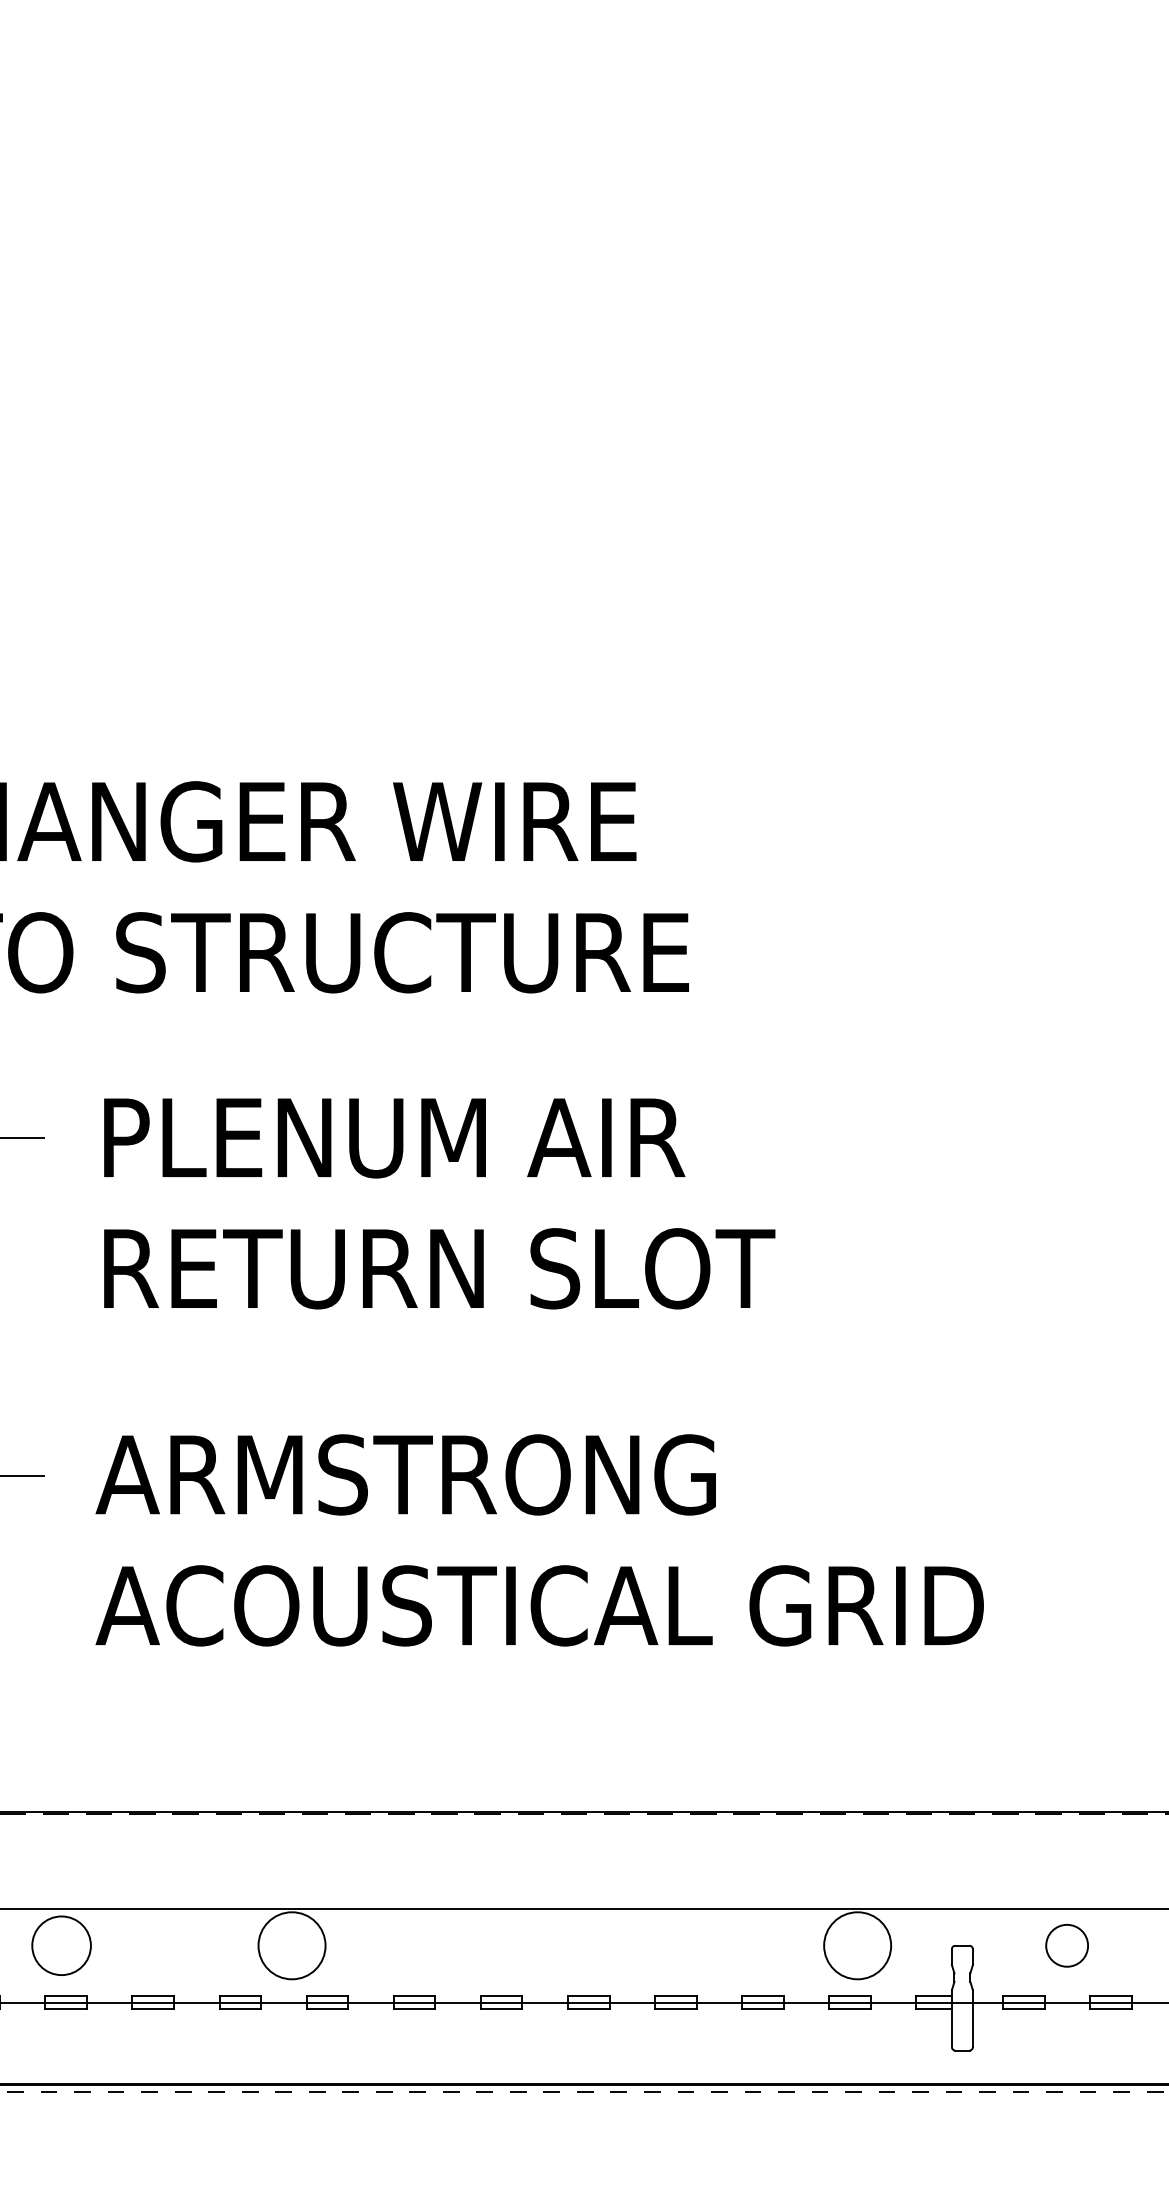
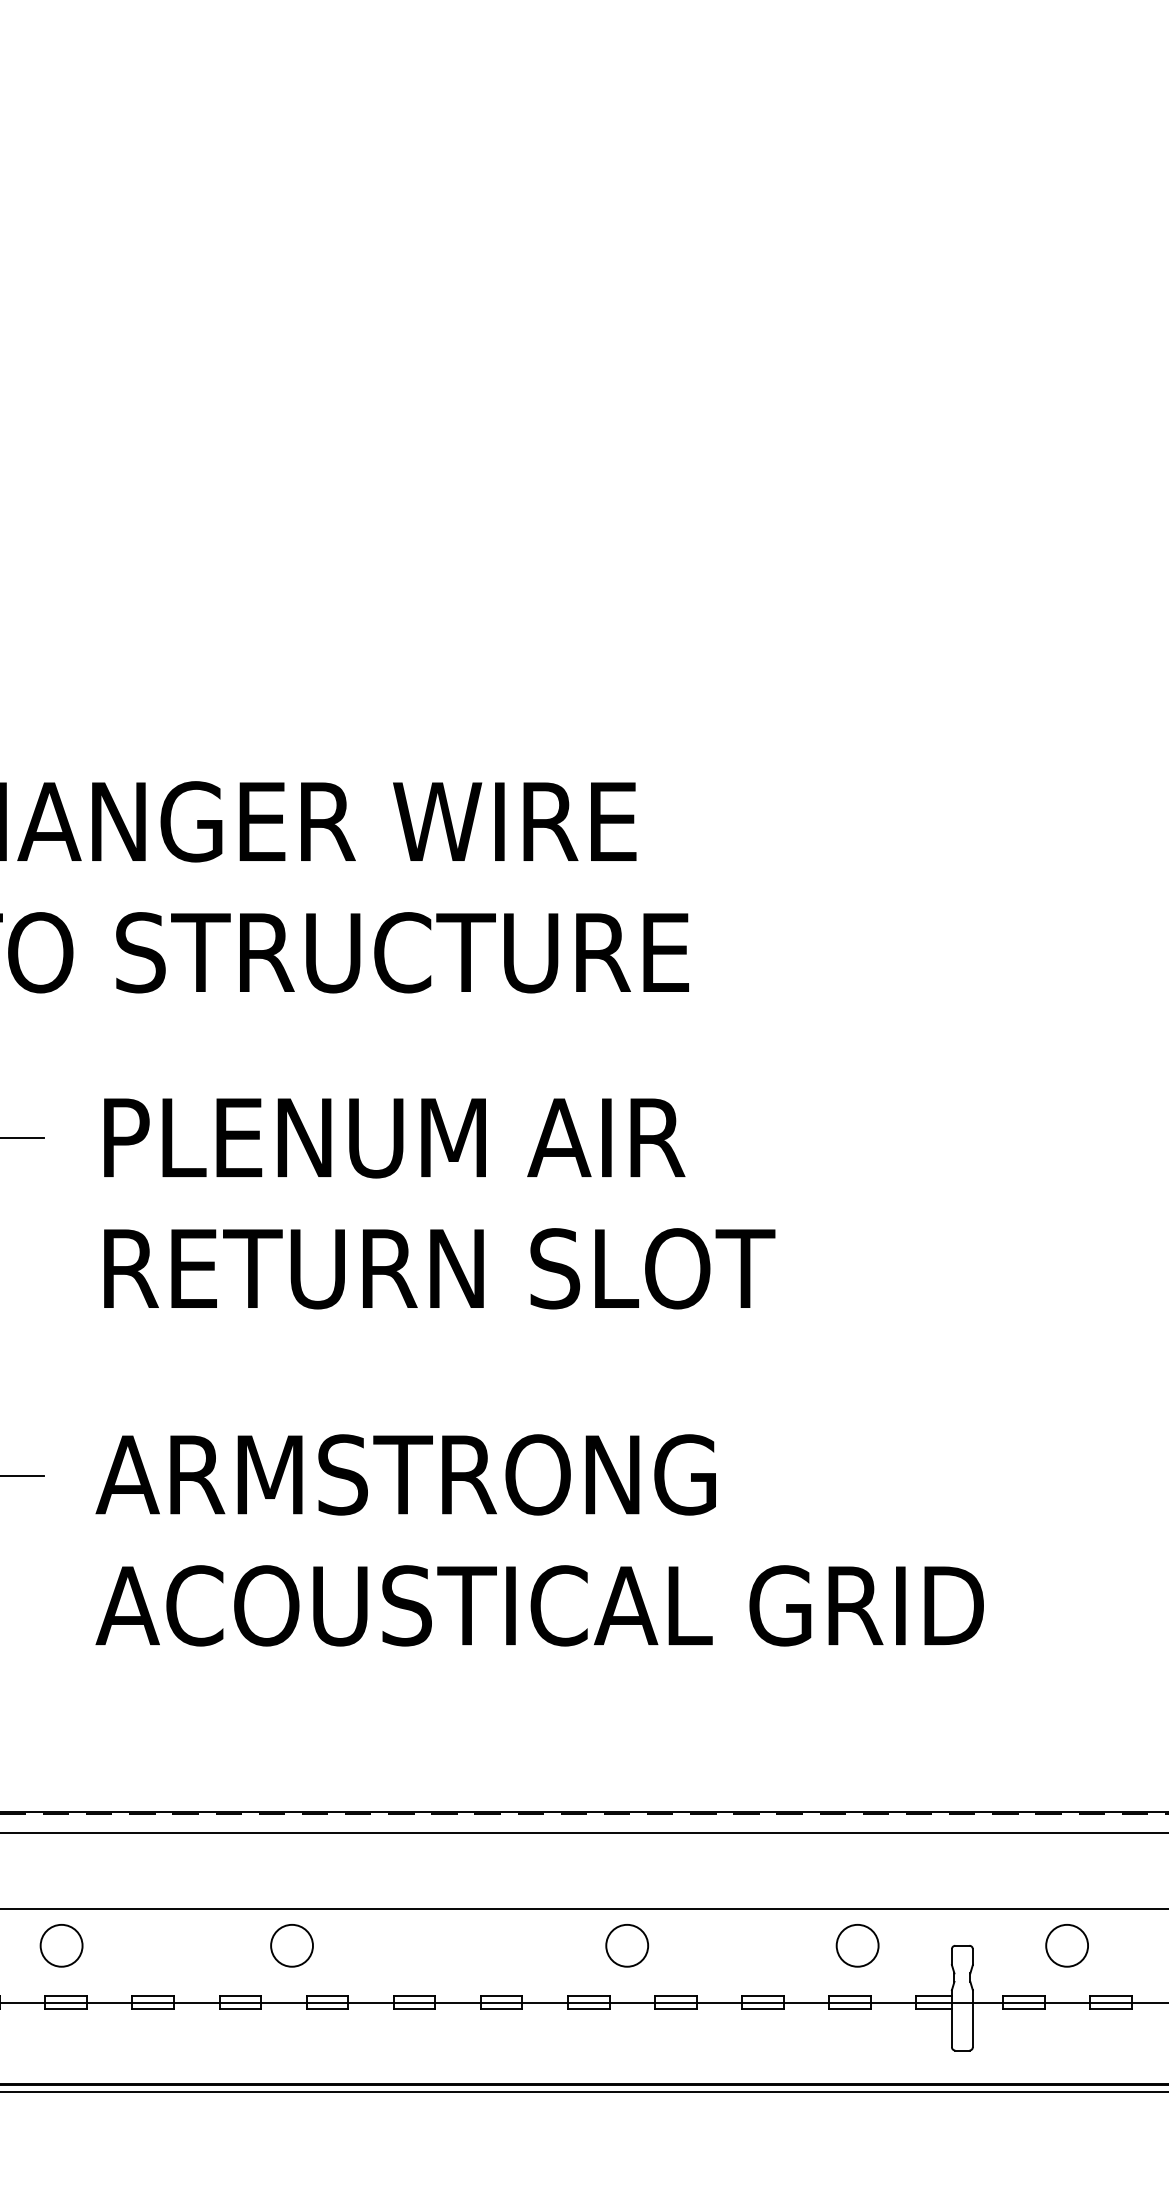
line: none -> present (583, 1832)
circle diameter: 59 px -> 42 px (61, 1945)
circle diameter: 67 px -> 42 px (292, 1945)
circle: none -> present (627, 1945)
circle diameter: 67 px -> 42 px (857, 1945)
line: dashed -> solid (584, 2092)
